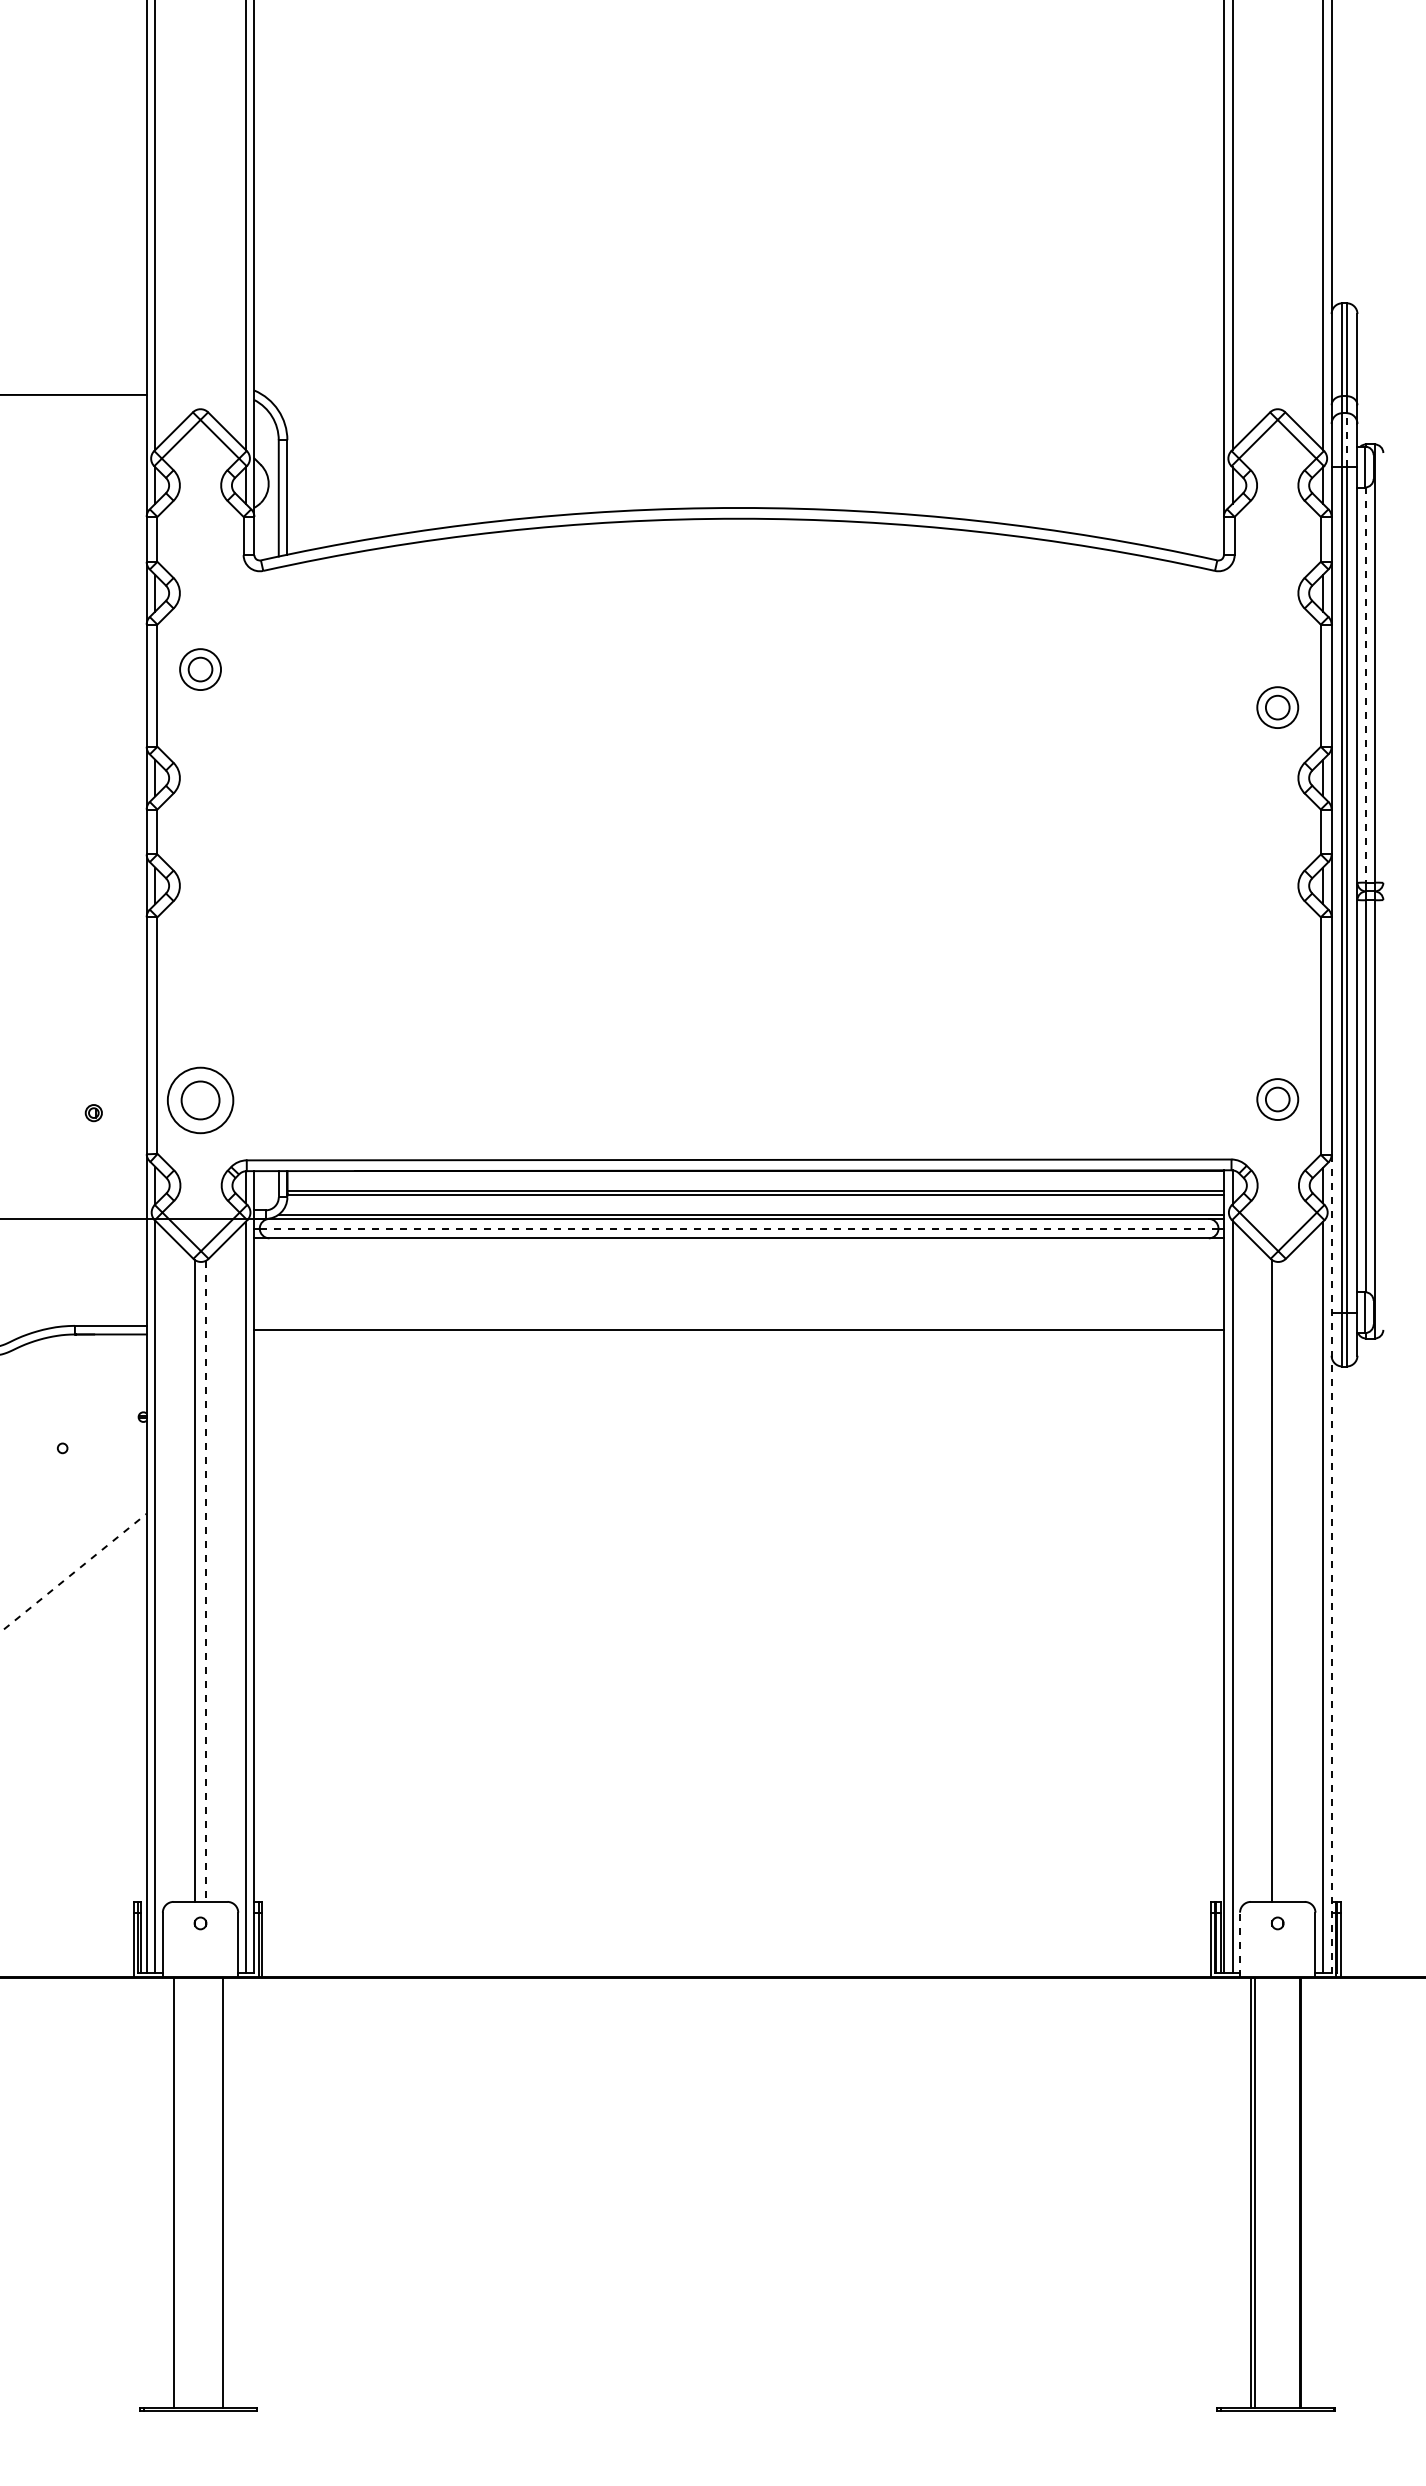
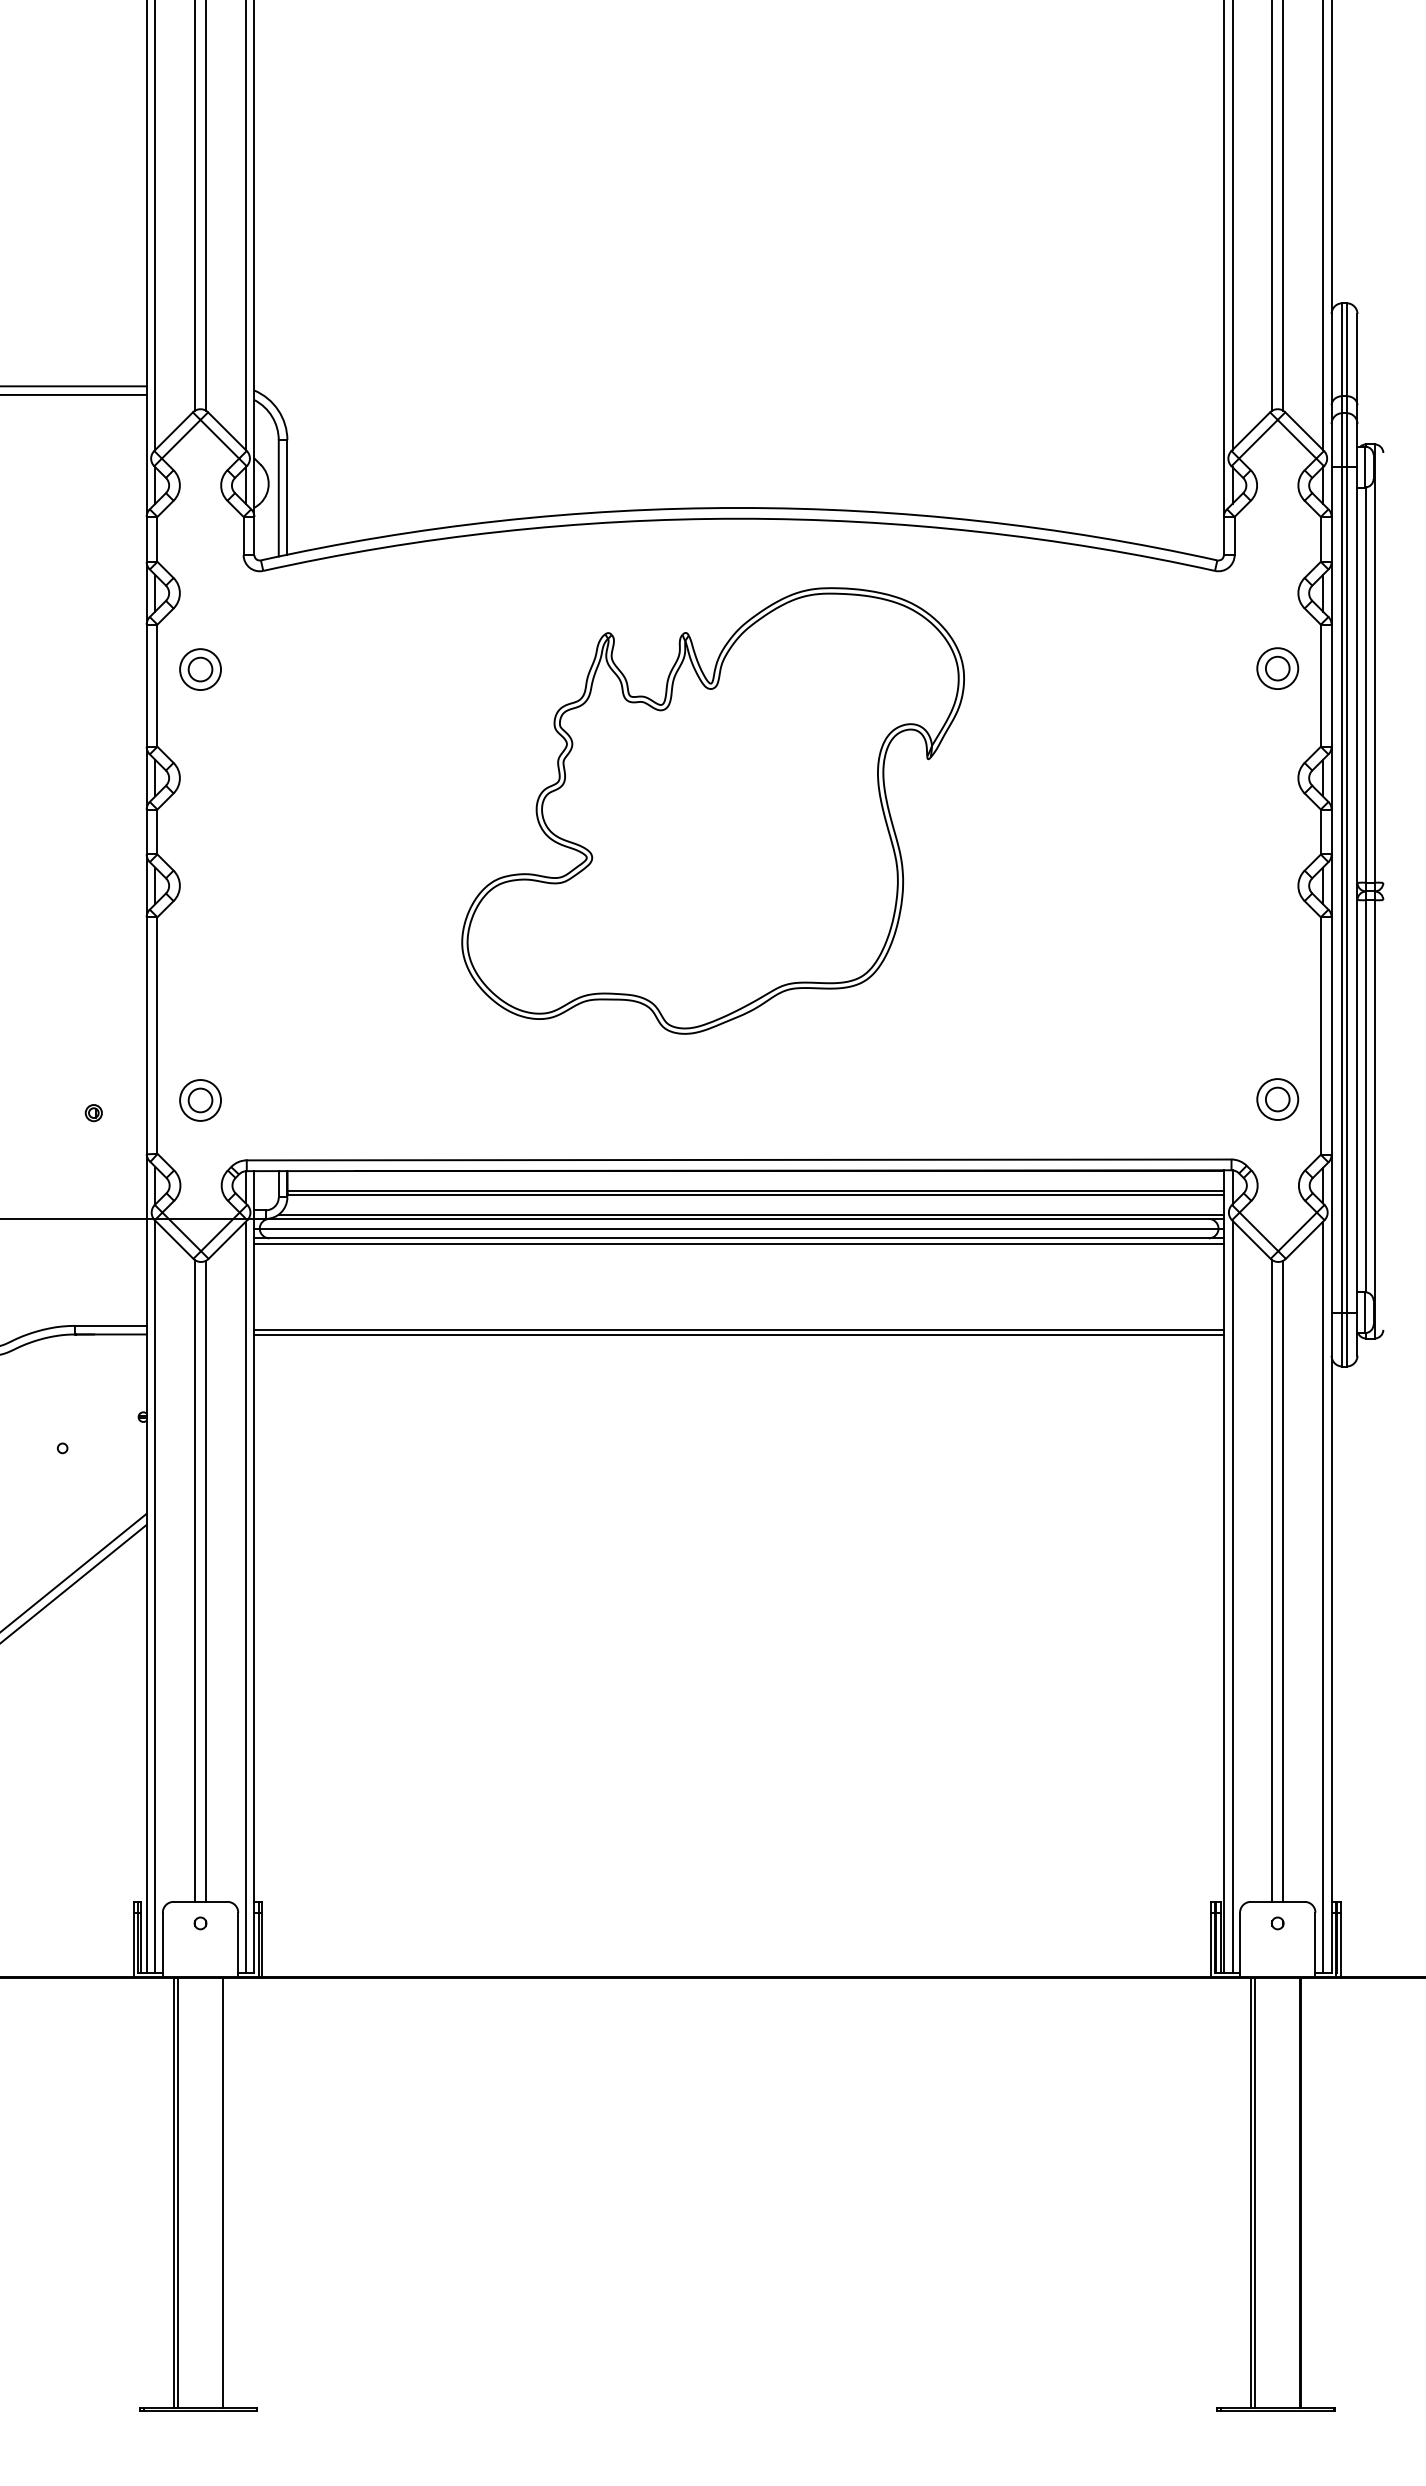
line: none -> present (195, 206)
line: none -> present (205, 206)
line: none -> present (1272, 206)
line: none -> present (1283, 206)
line: none -> present (74, 386)
line: dashed -> solid (1346, 440)
line: dashed -> solid (1366, 685)
part position: (1277, 707) -> (1277, 668) (1277, 668)
part: none -> present (712, 810)
part size: 68x69 px -> 43x43 px (200, 1100)
line: dashed -> solid (739, 1228)
line: none -> present (738, 1243)
line: none -> present (738, 1335)
line: dashed -> solid (1331, 1564)
line: dashed -> solid (73, 1572)
line: none -> present (1283, 1580)
line: dashed -> solid (205, 1581)
line: none -> present (74, 1583)
line: dashed -> solid (1240, 1944)
line: none -> present (177, 2193)
